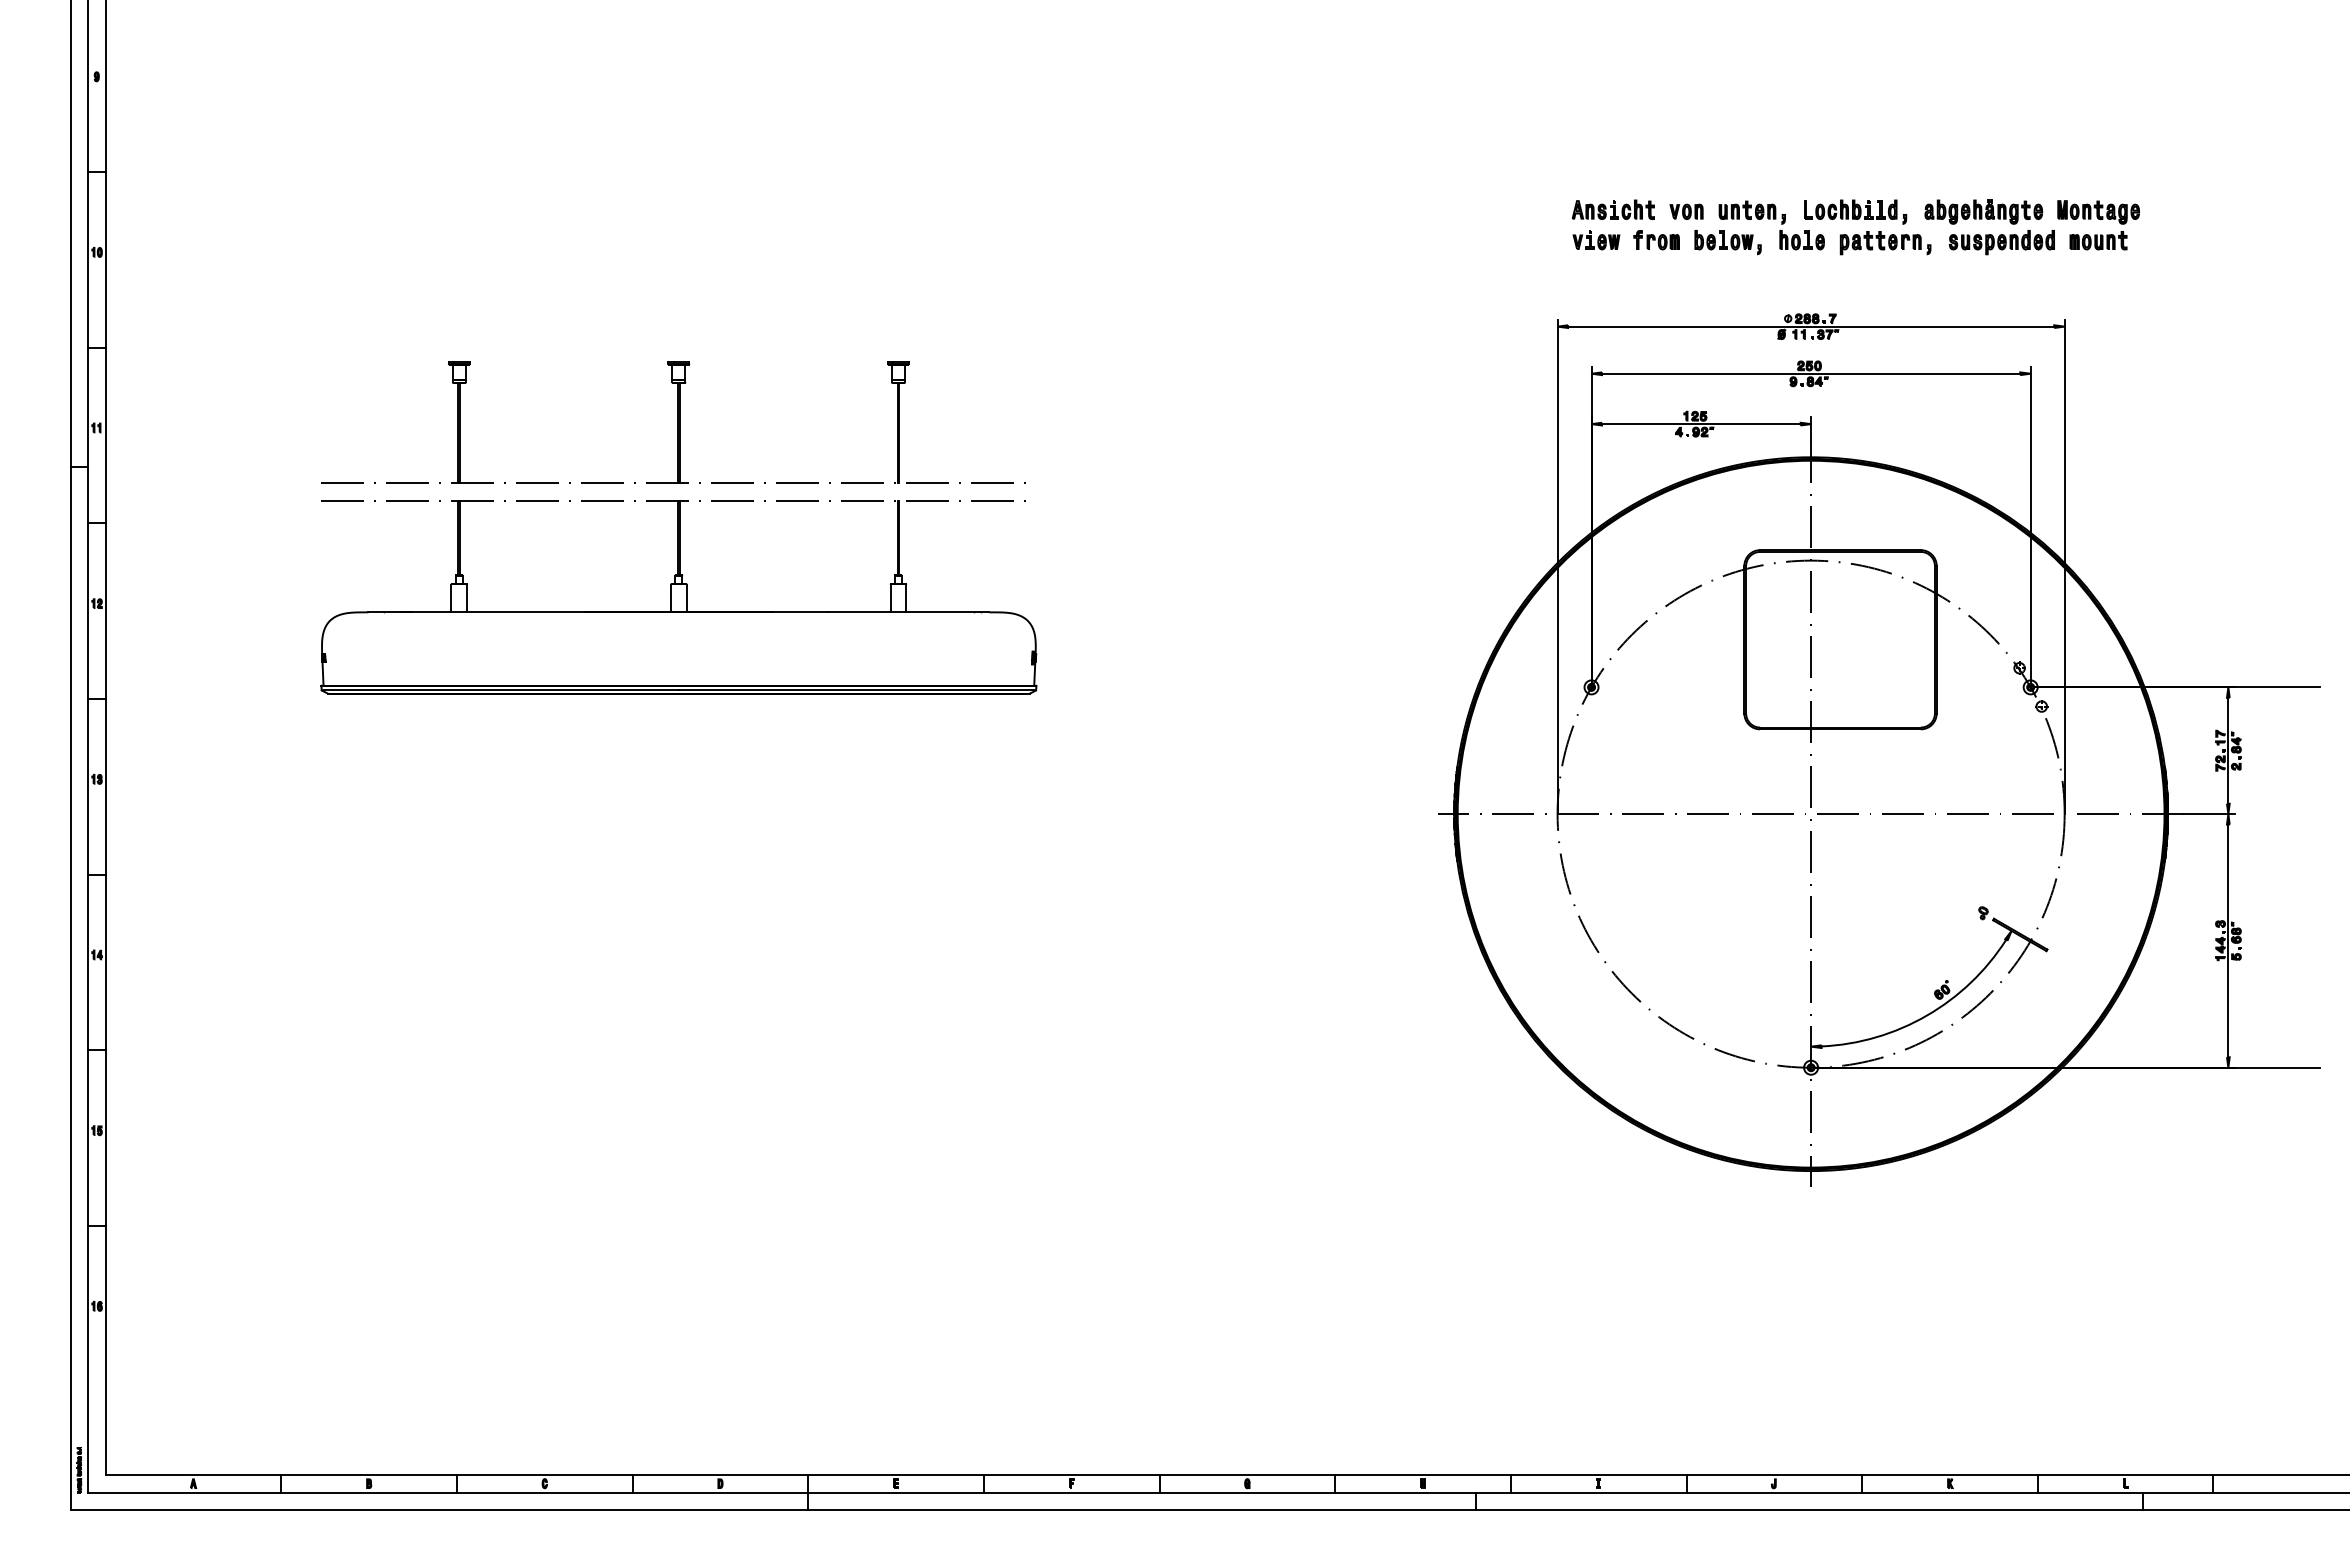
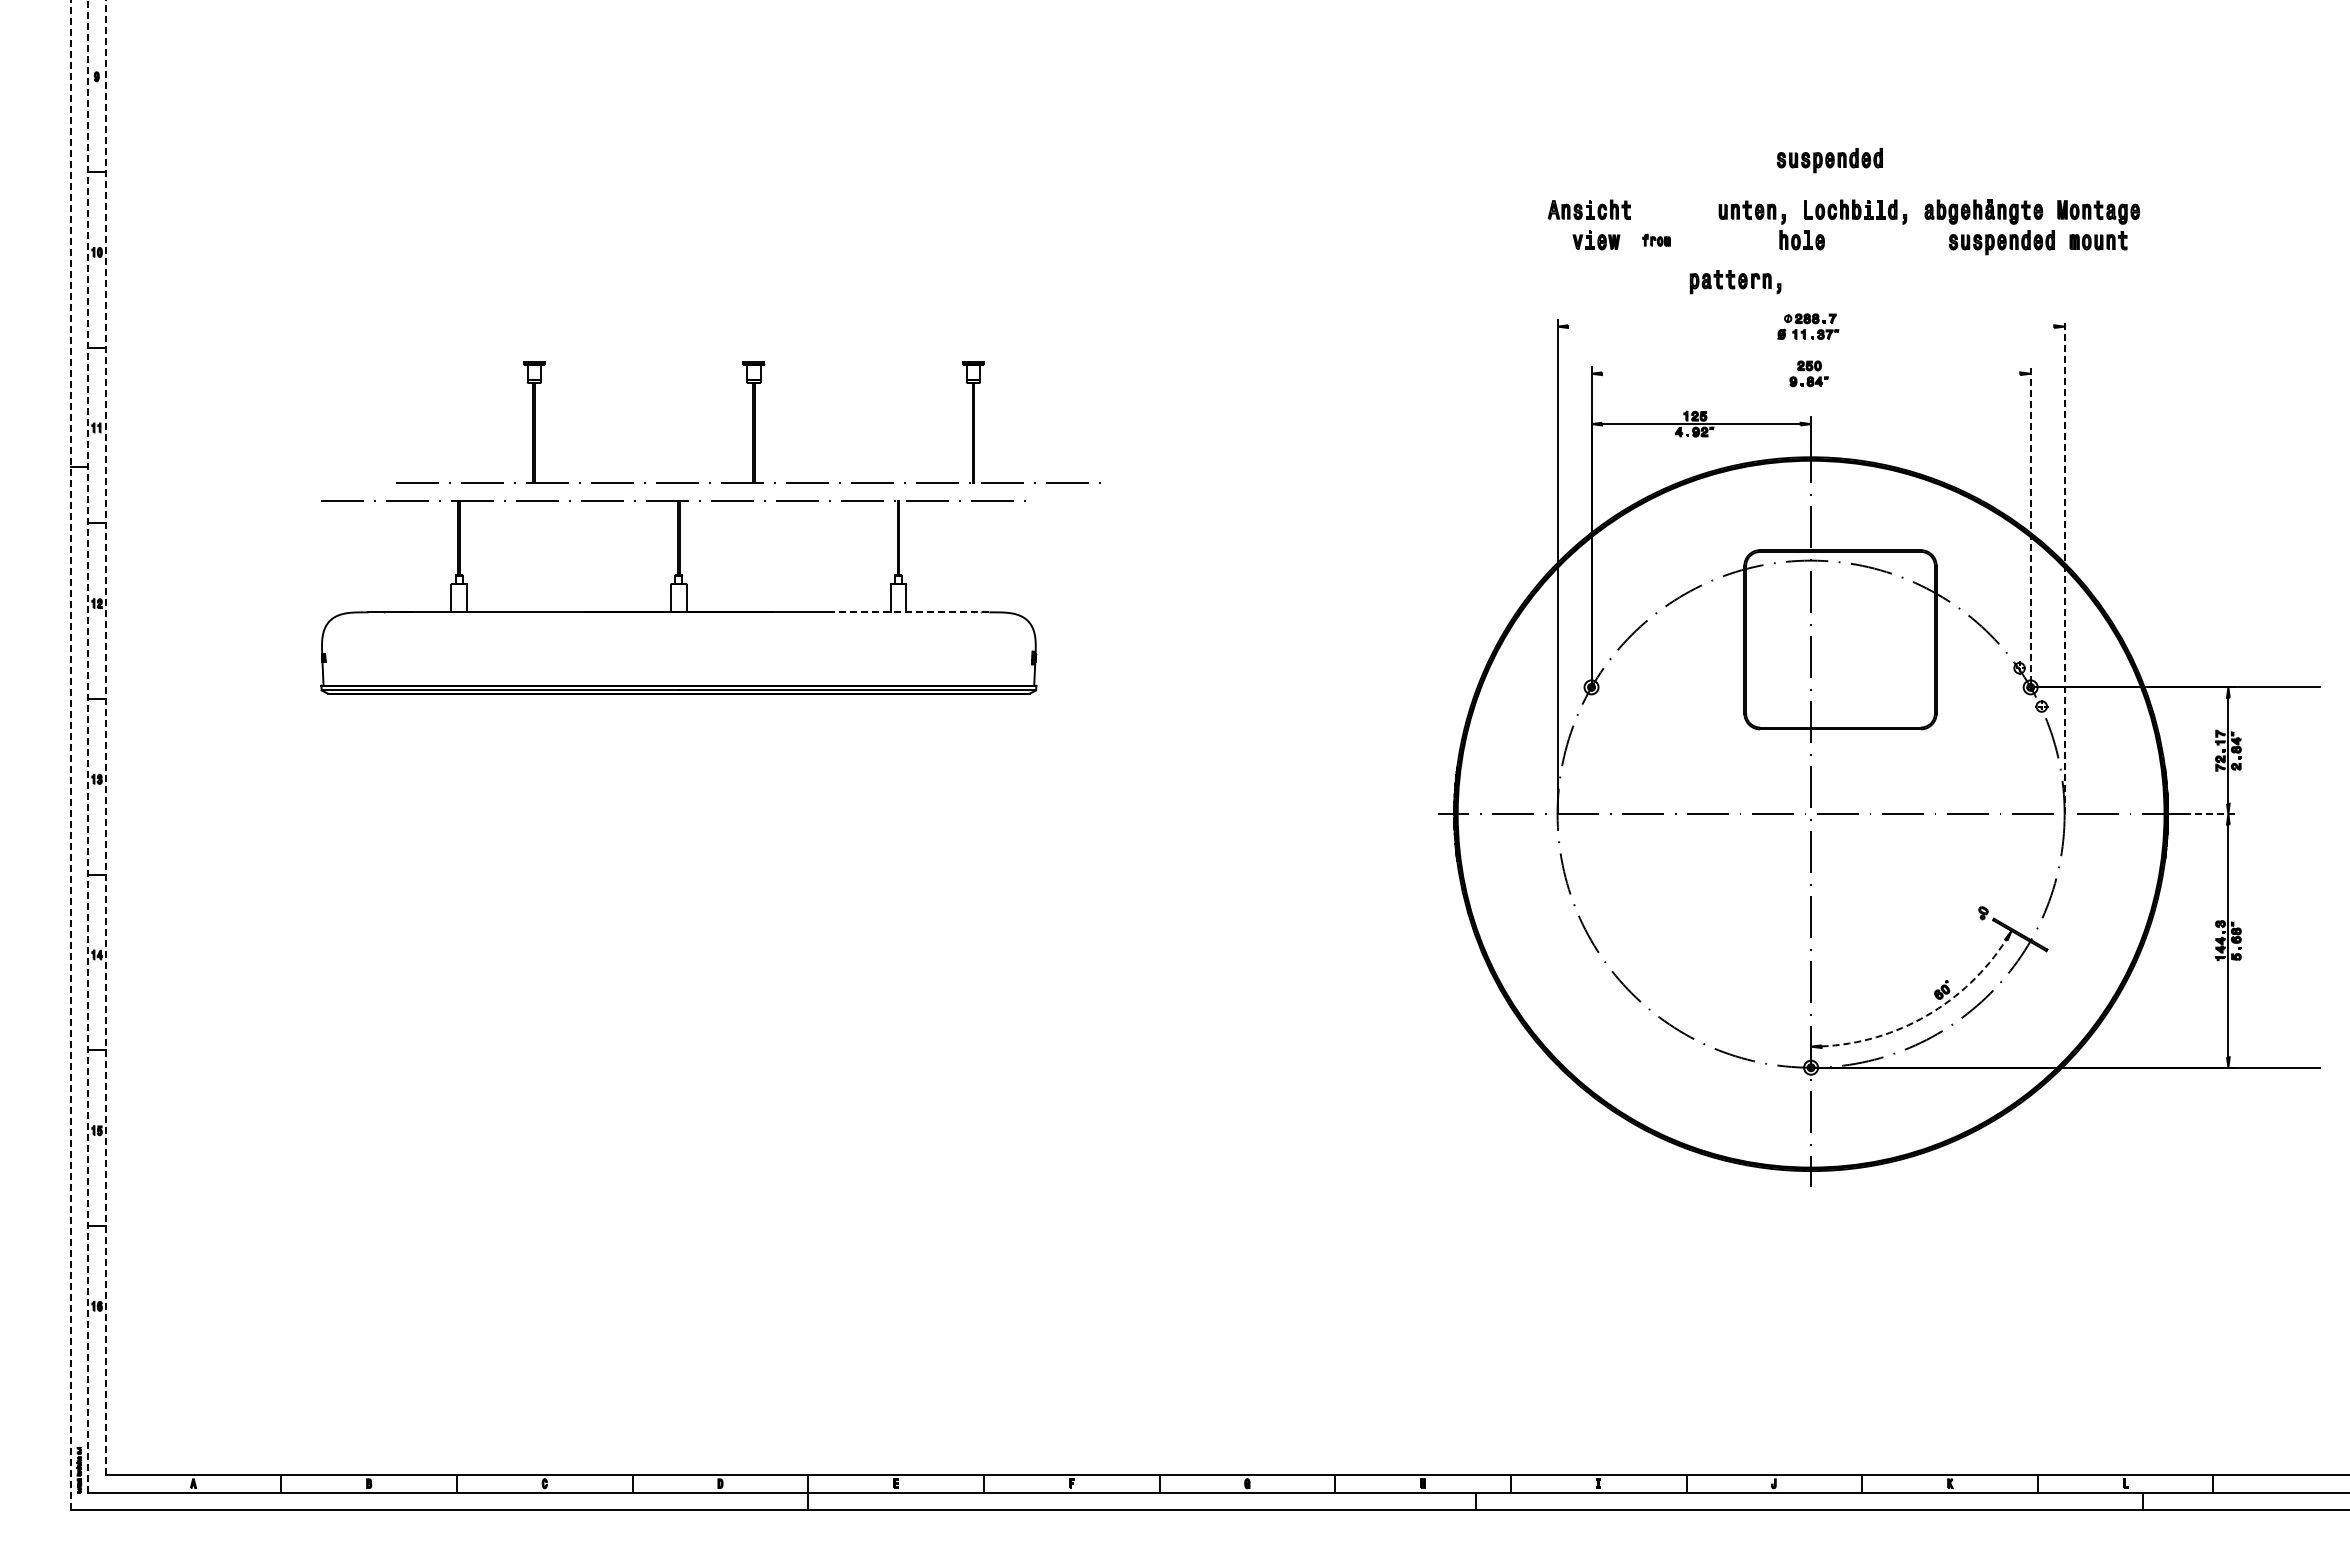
part: none -> present (1829, 160)
part position: (1613, 209) -> (1589, 209) (1589, 209)
part: present -> none (1686, 211)
part size: 47x21 px -> 29x14 px (1656, 239)
part: present -> none (1727, 242)
part position: (1885, 243) -> (1735, 282) (1735, 282)
line: present -> none (1811, 326)
line: present -> none (1811, 373)
part position: (673, 422) -> (748, 422) (748, 422)
line: solid -> dashed (2030, 524)
line: solid -> dashed (2064, 566)
line: solid -> dashed (908, 612)
line: solid -> dashed (105, 737)
line: solid -> dashed (88, 746)
line: solid -> dashed (70, 755)
line: solid -> dashed (2209, 814)
arc: solid -> dashed (1926, 1015)
